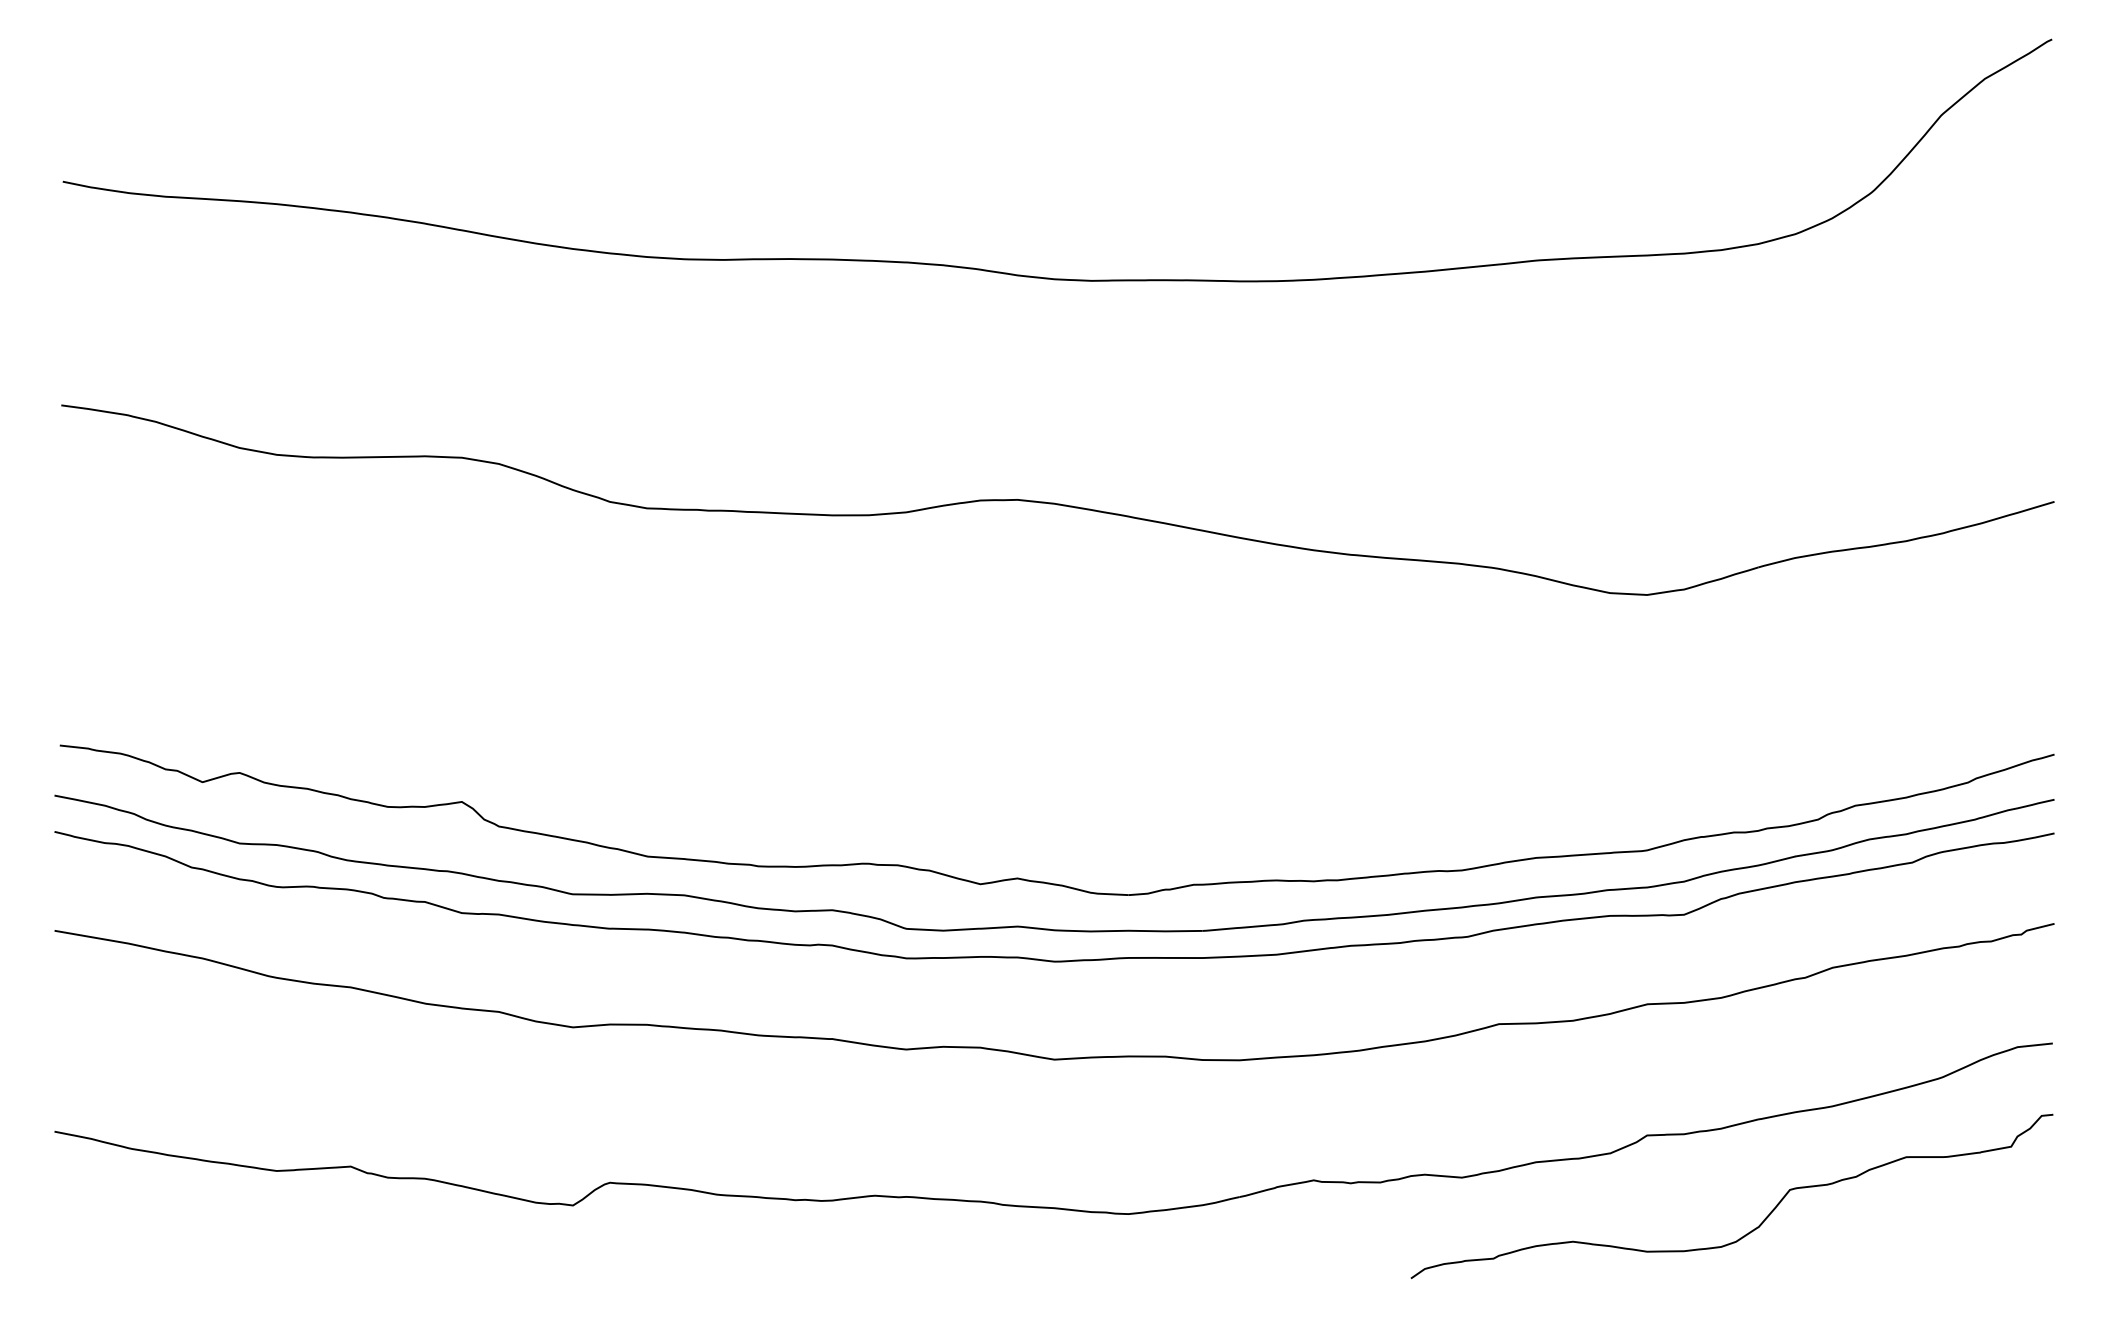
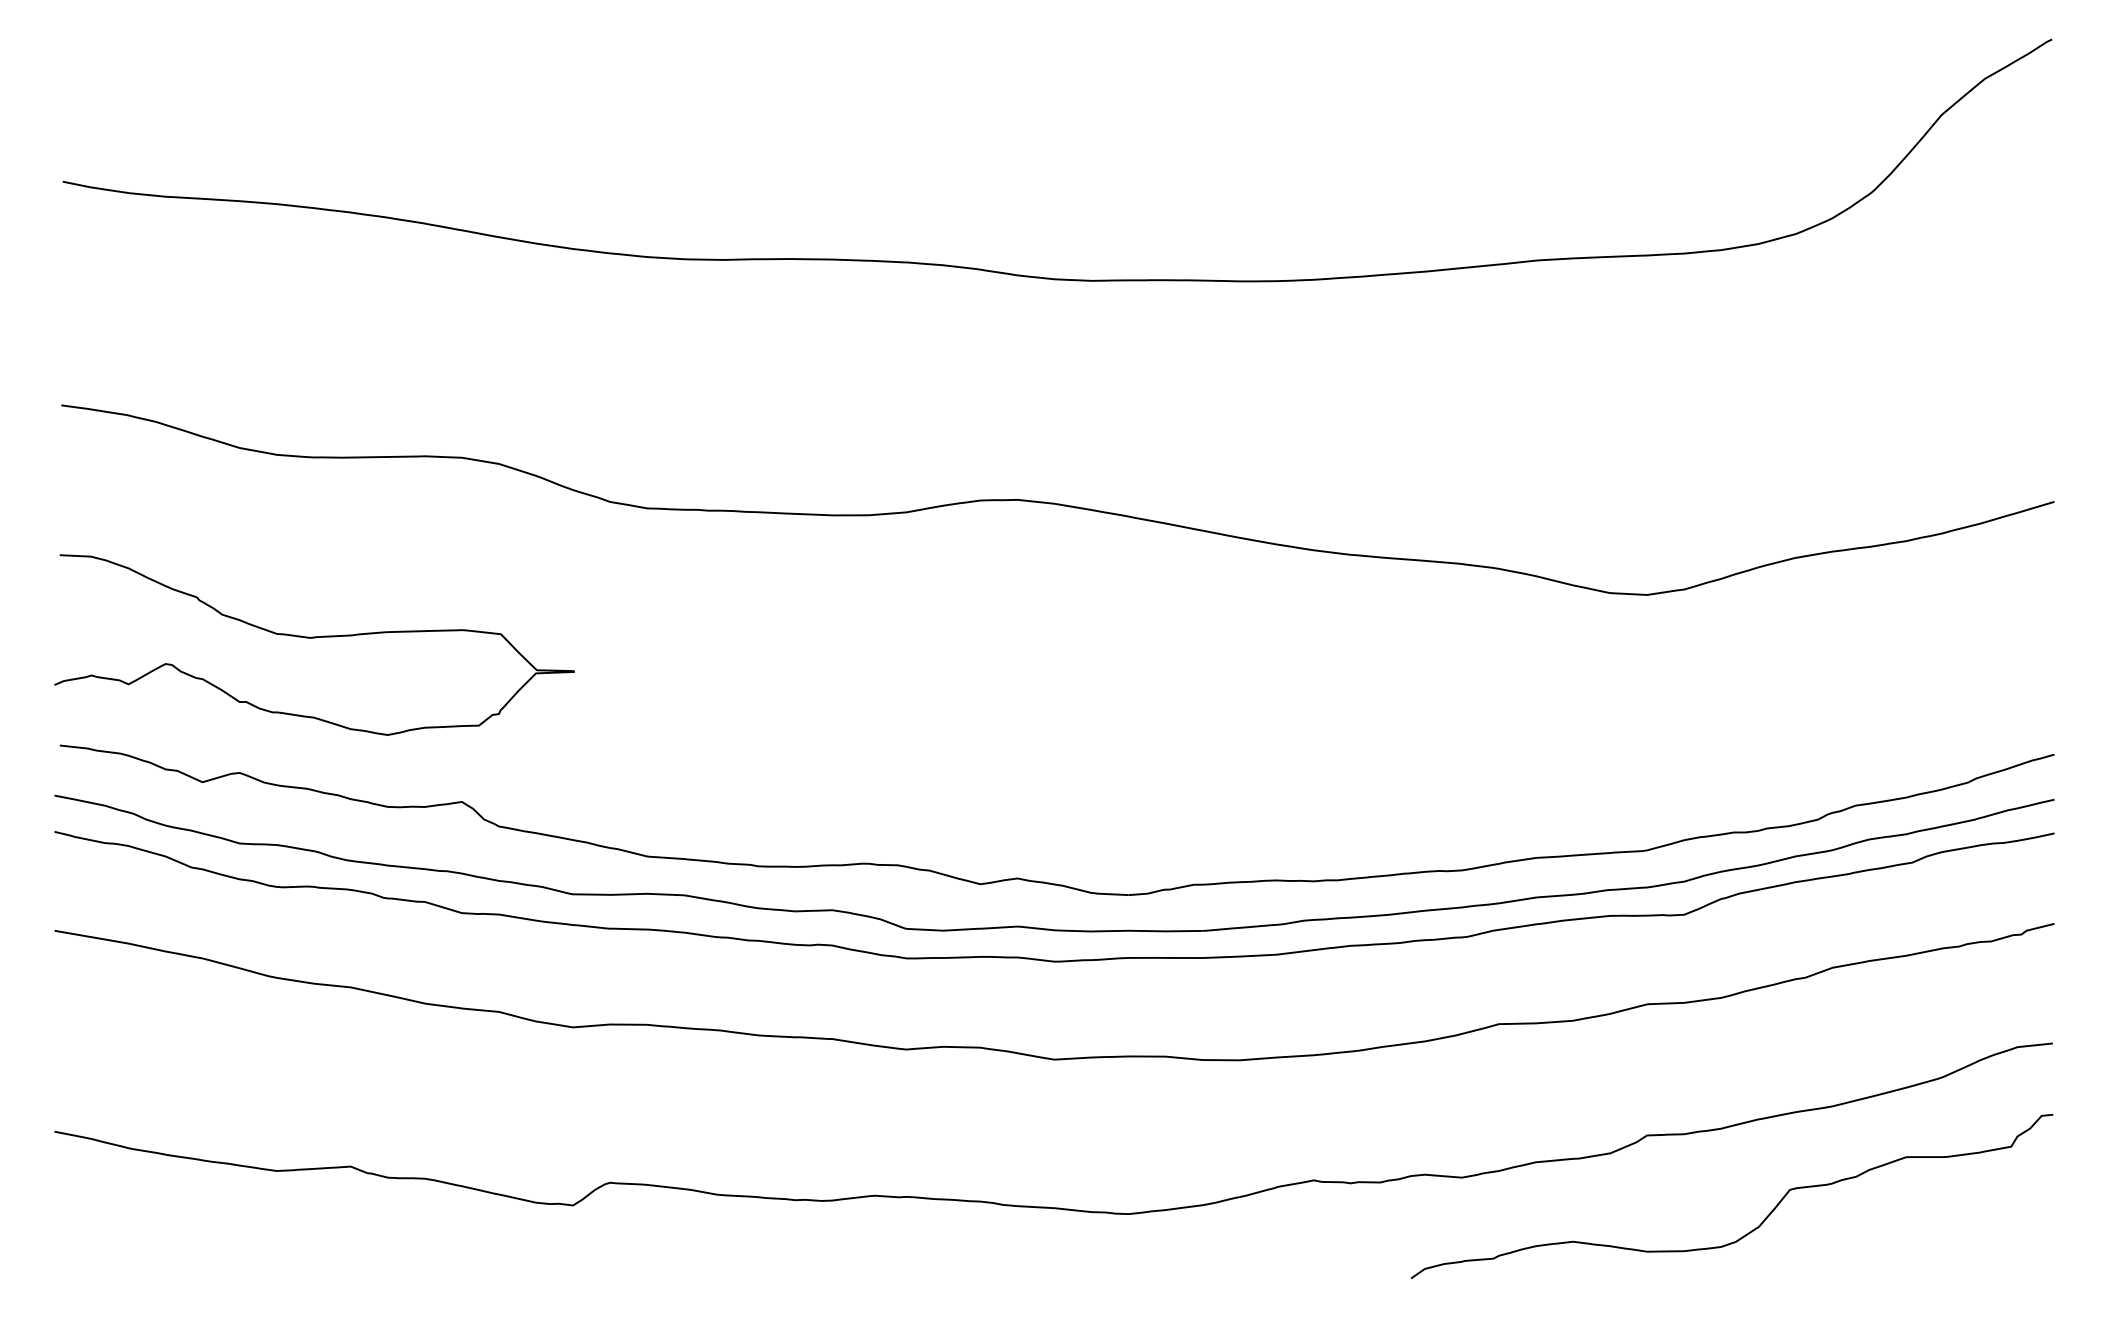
curve: none -> present (314, 638)
